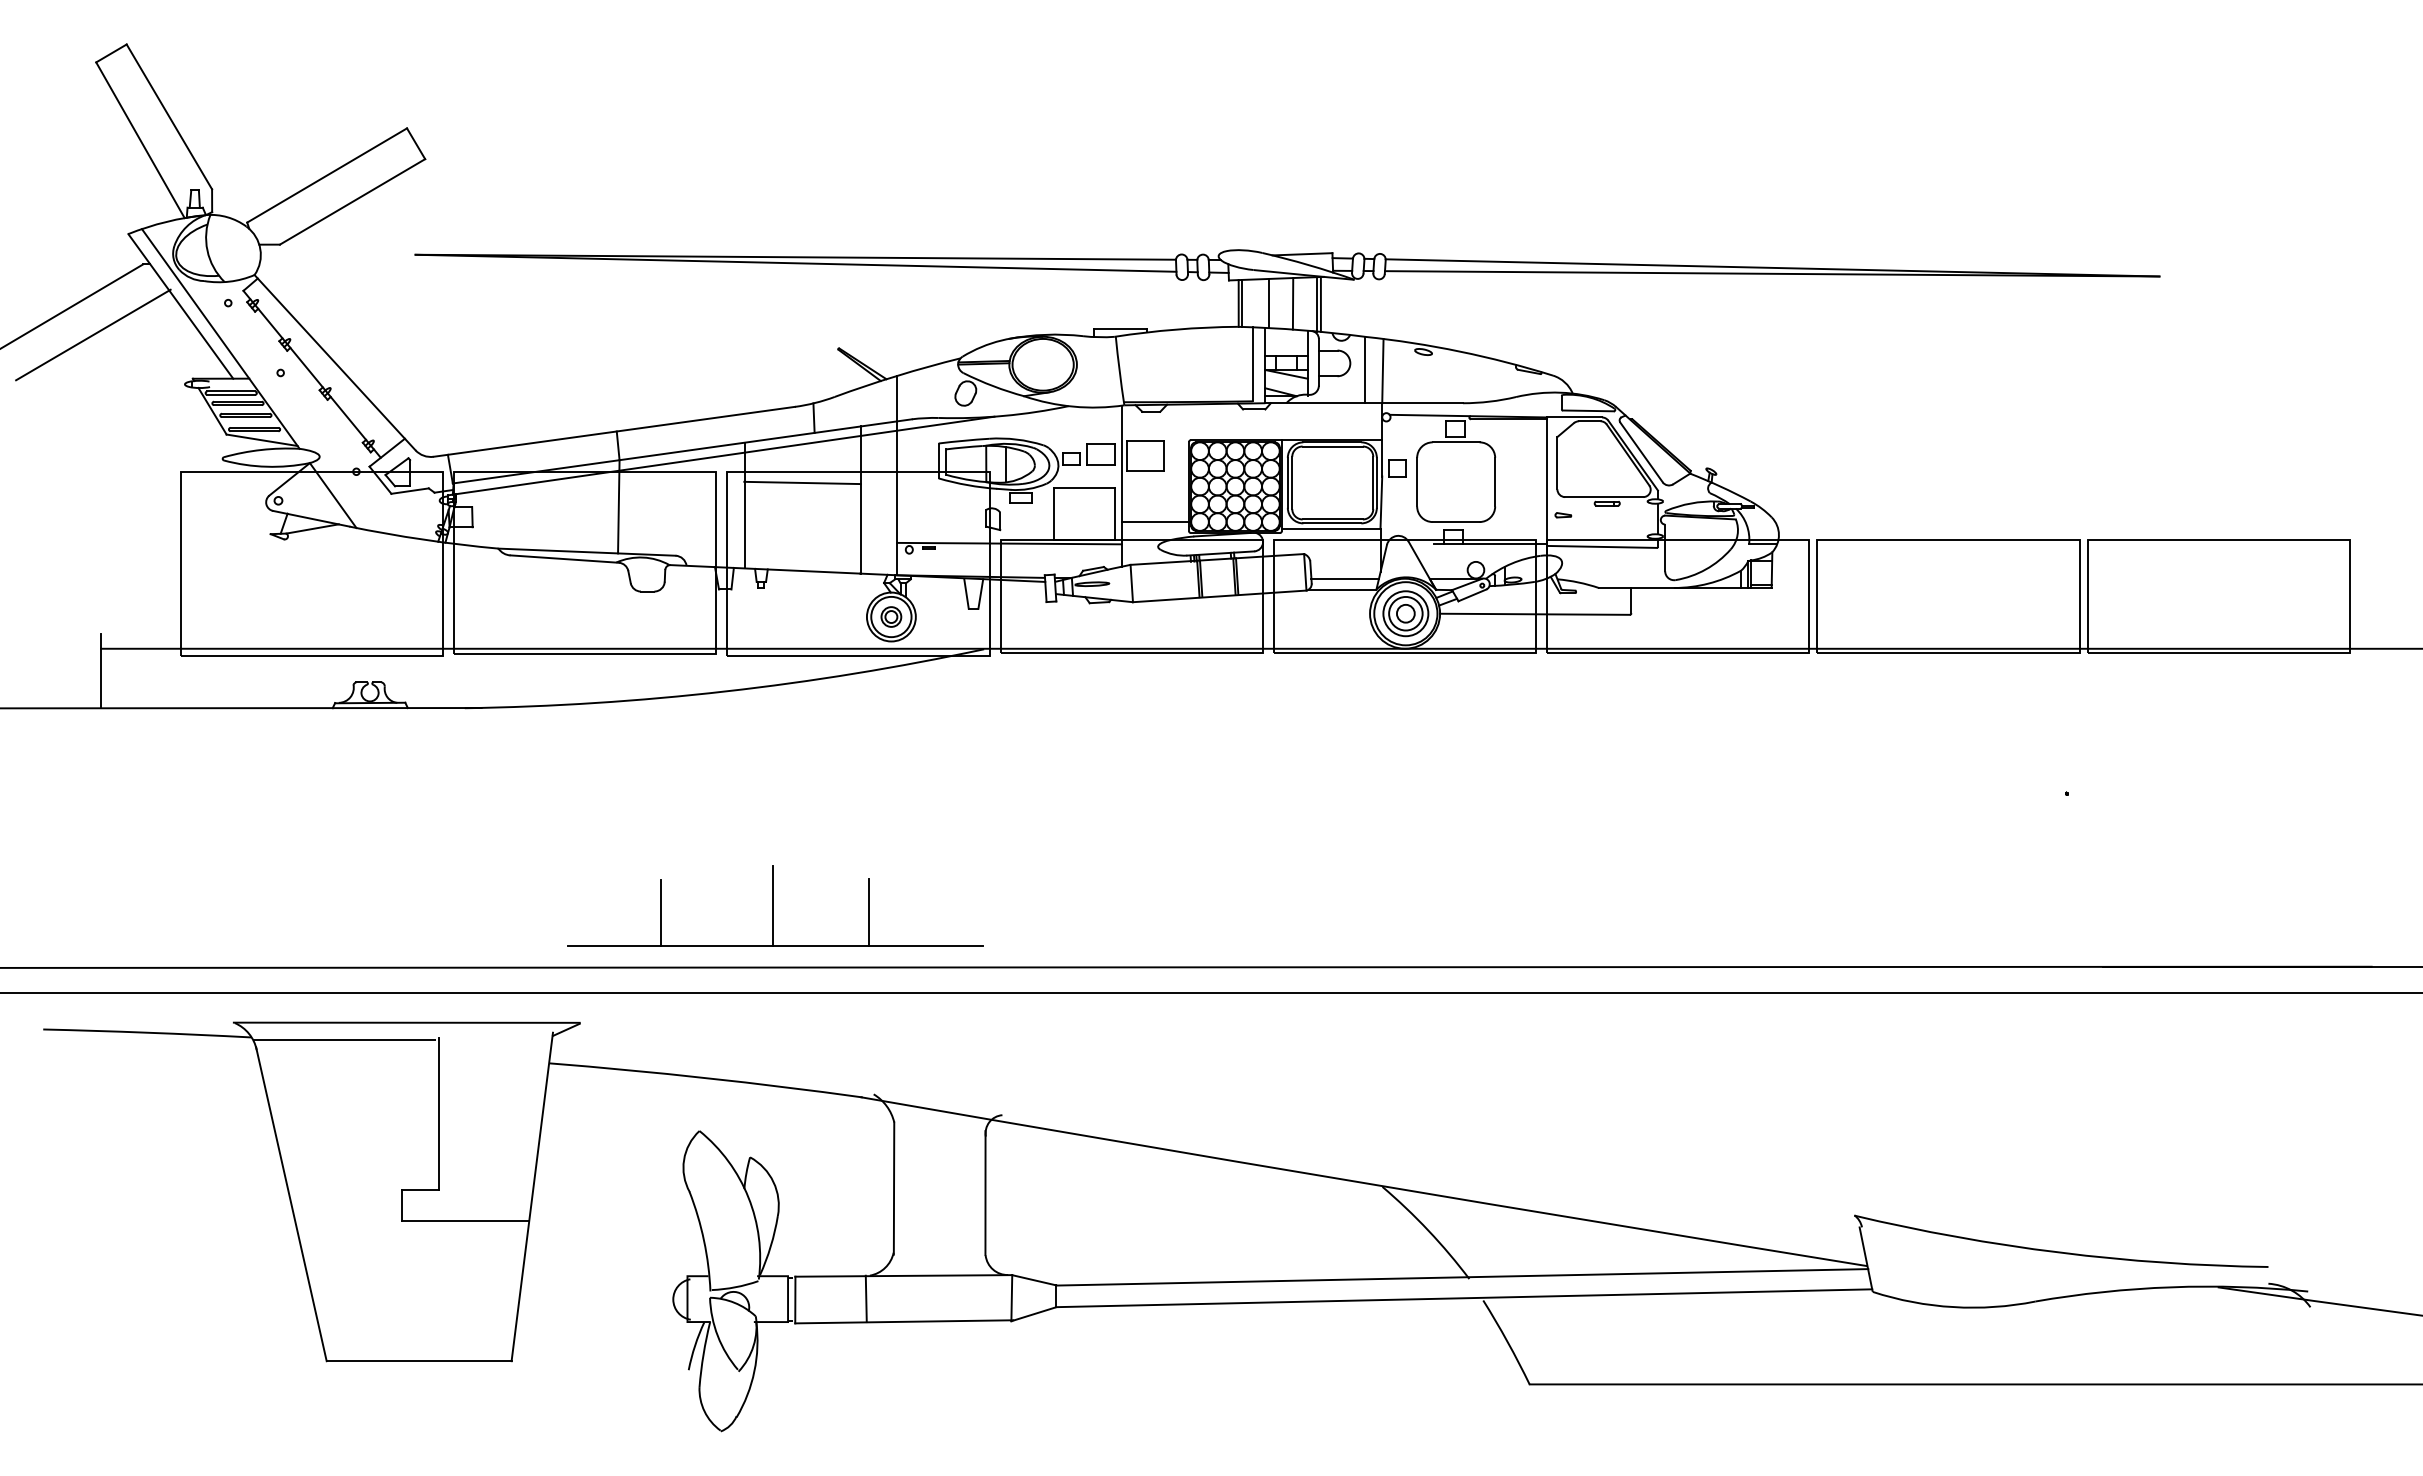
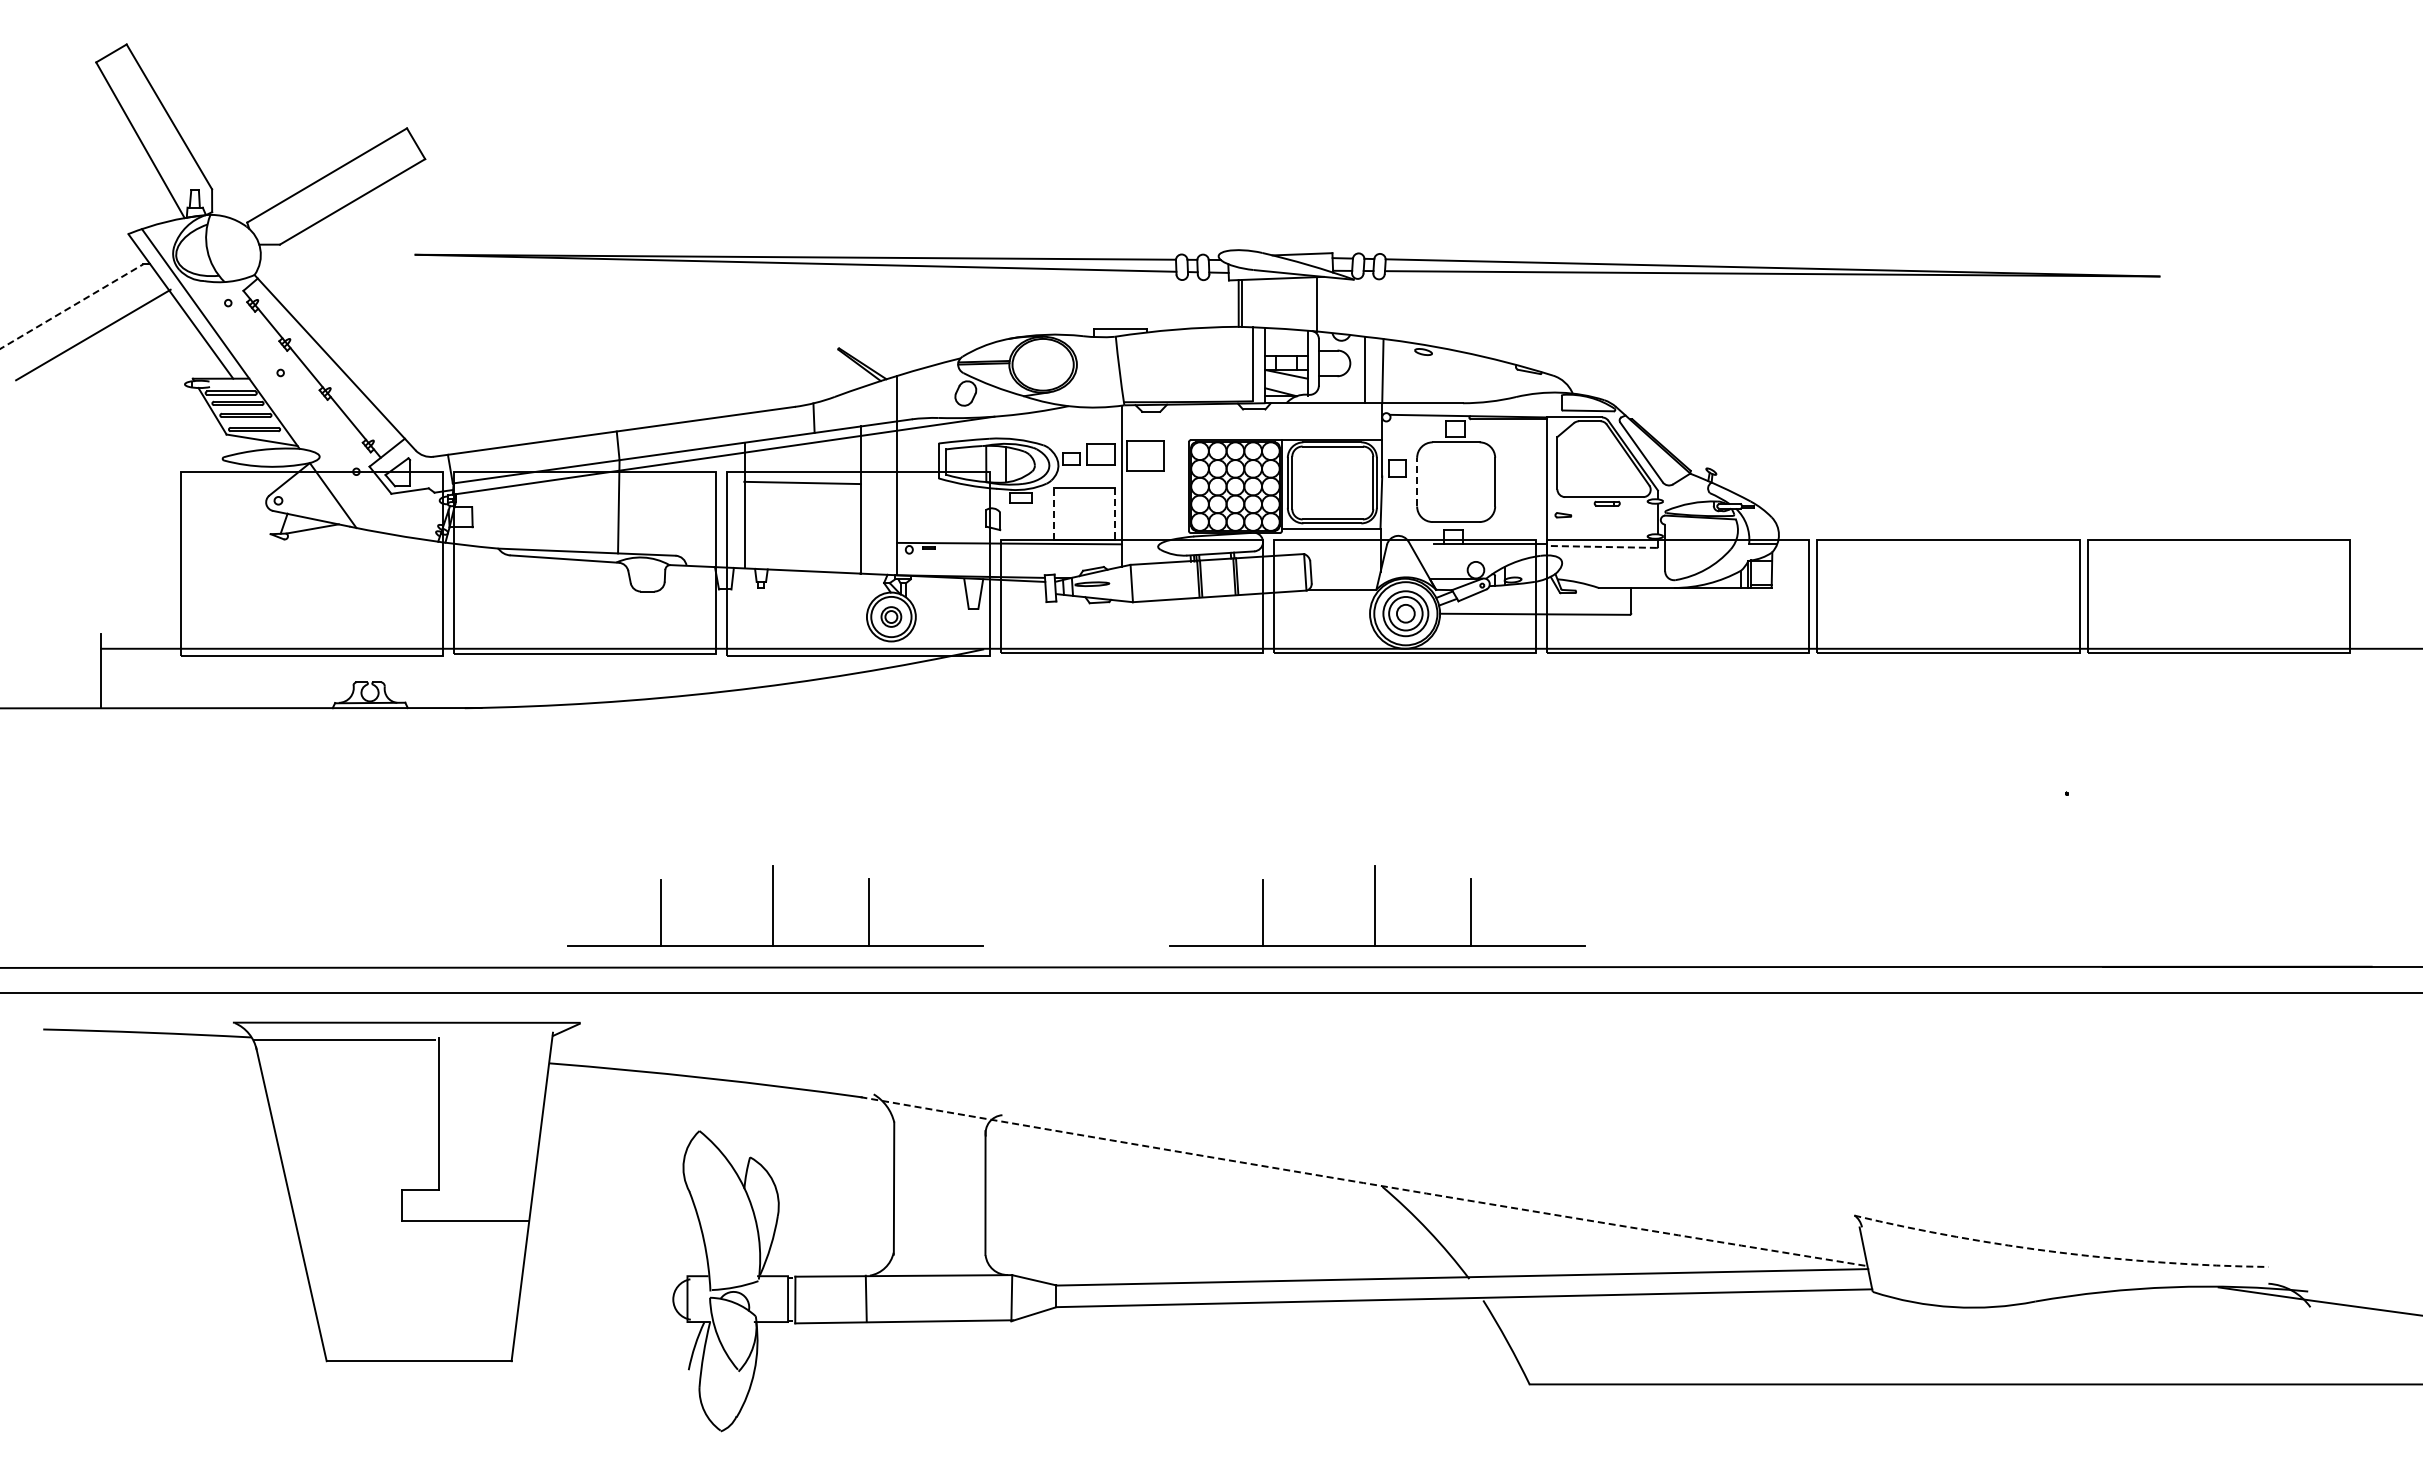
line: present -> none (1269, 303)
line: present -> none (1292, 303)
line: present -> none (1320, 303)
line: solid -> dashed (72, 306)
line: solid -> dashed (1417, 481)
line: solid -> dashed (1053, 513)
line: solid -> dashed (1114, 513)
line: present -> none (1155, 522)
line: solid -> dashed (1602, 546)
line: present -> none (1344, 579)
part: none -> present (1377, 905)
arc: solid -> dashed (1363, 1183)
arc: solid -> dashed (2059, 1252)
